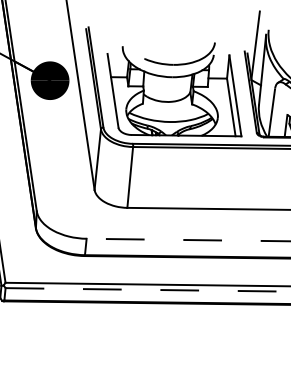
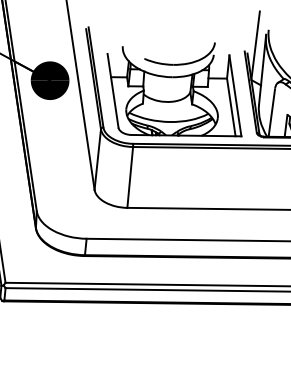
line: dashed -> solid (188, 240)
line: dashed -> solid (148, 289)
